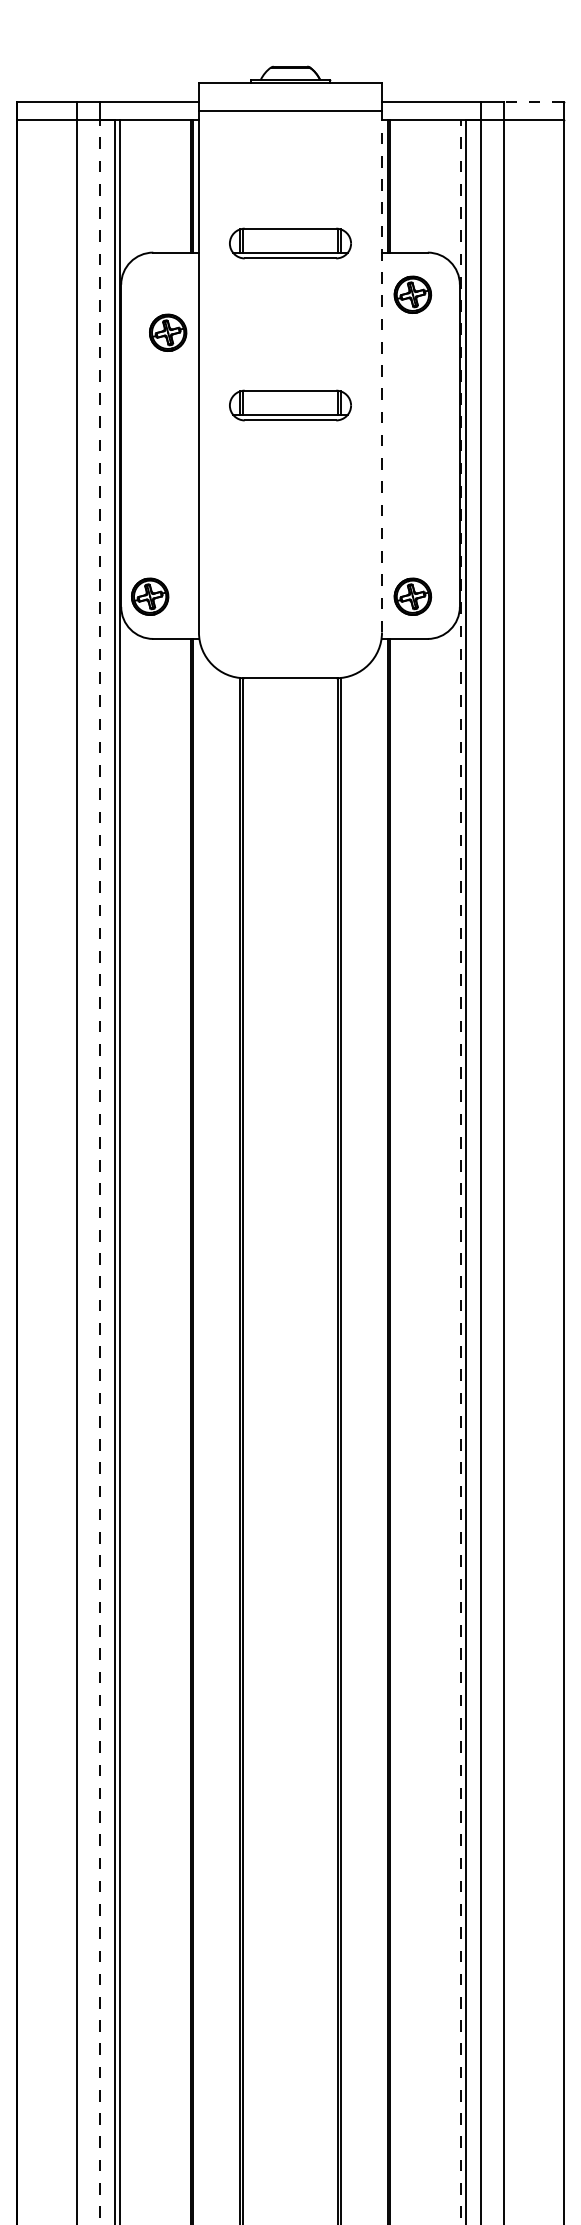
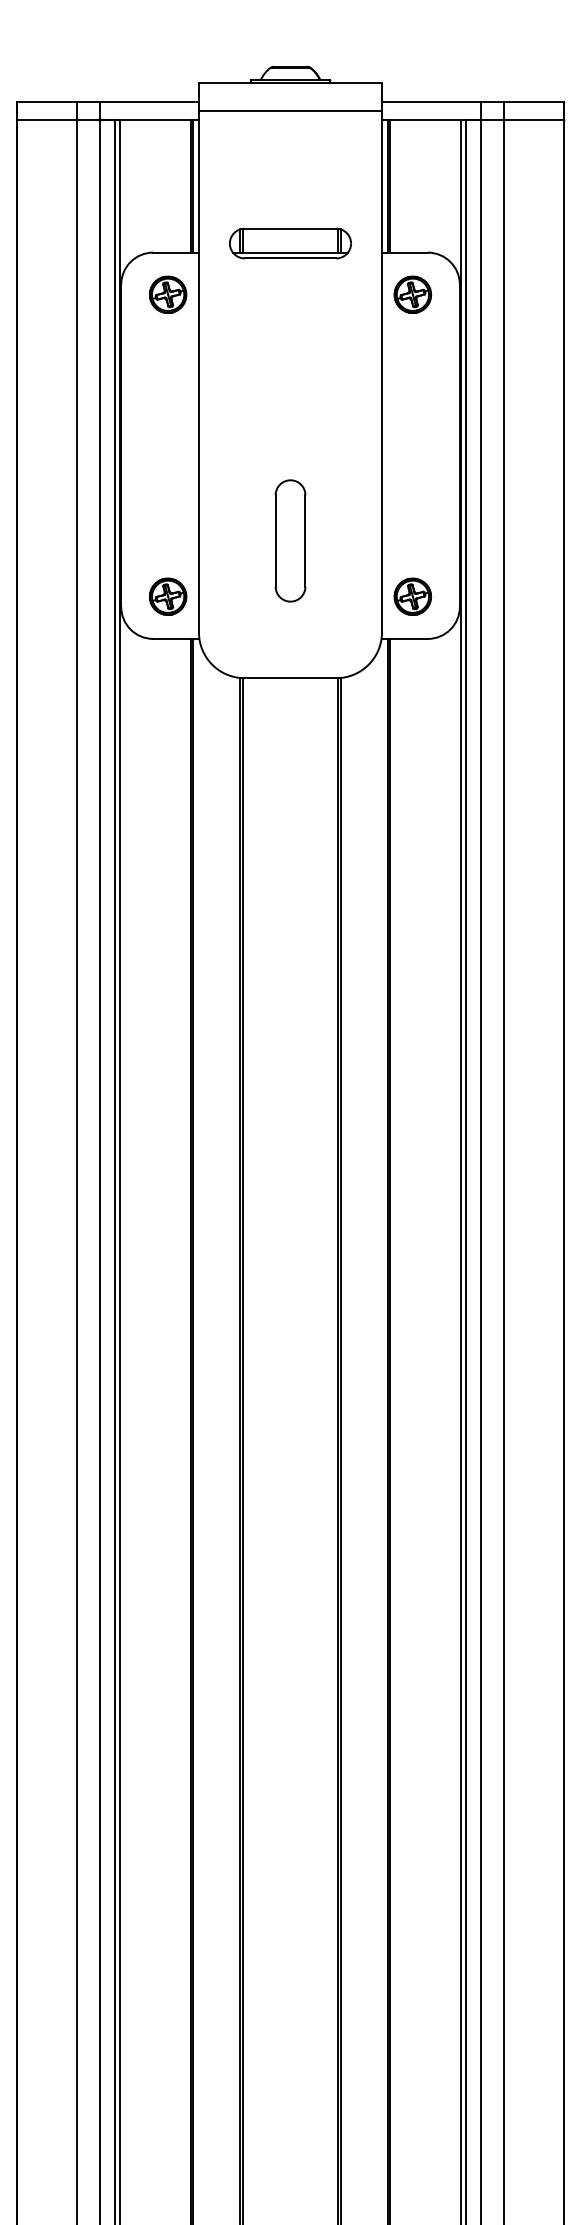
line: dashed -> solid (533, 101)
part position: (168, 332) -> (168, 294) (168, 294)
line: dashed -> solid (382, 371)
part: present -> none (290, 405)
part: none -> present (290, 540)
part position: (150, 596) -> (168, 596) (168, 596)
line: dashed -> solid (99, 1171)
line: dashed -> solid (461, 1171)
